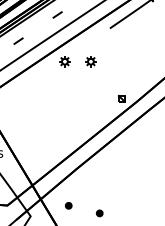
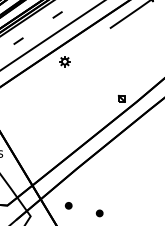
part: present -> none (90, 61)
